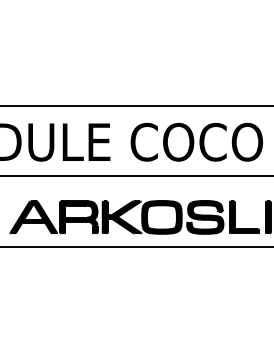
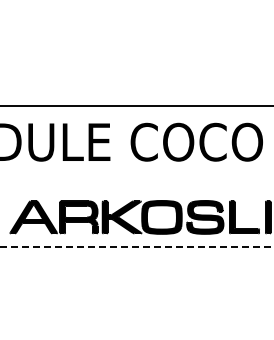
line: present -> none (136, 176)
line: solid -> dashed (137, 246)
